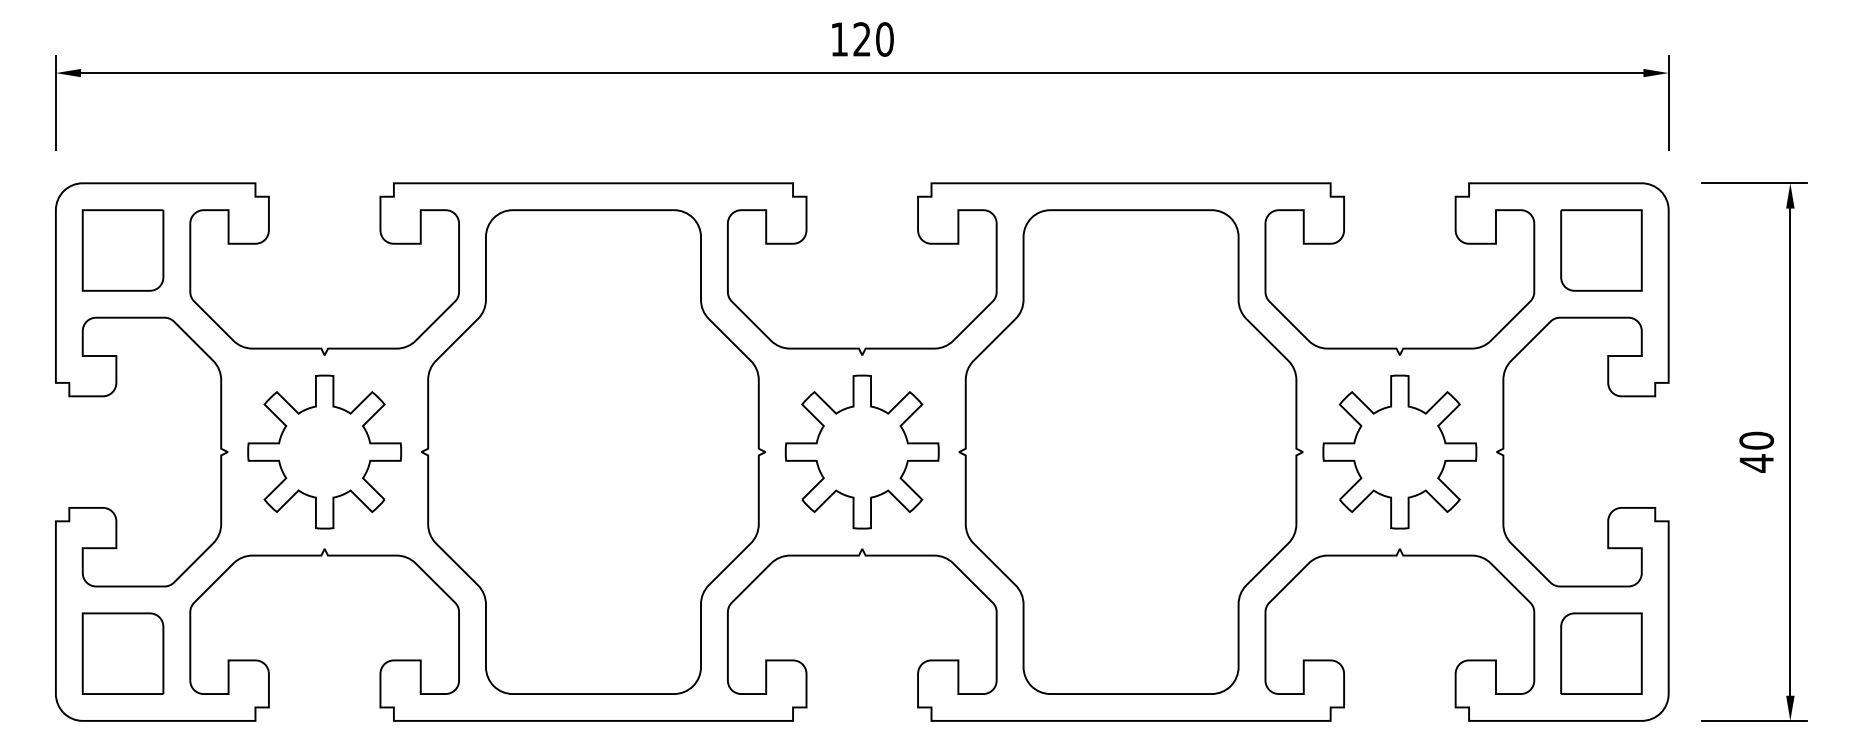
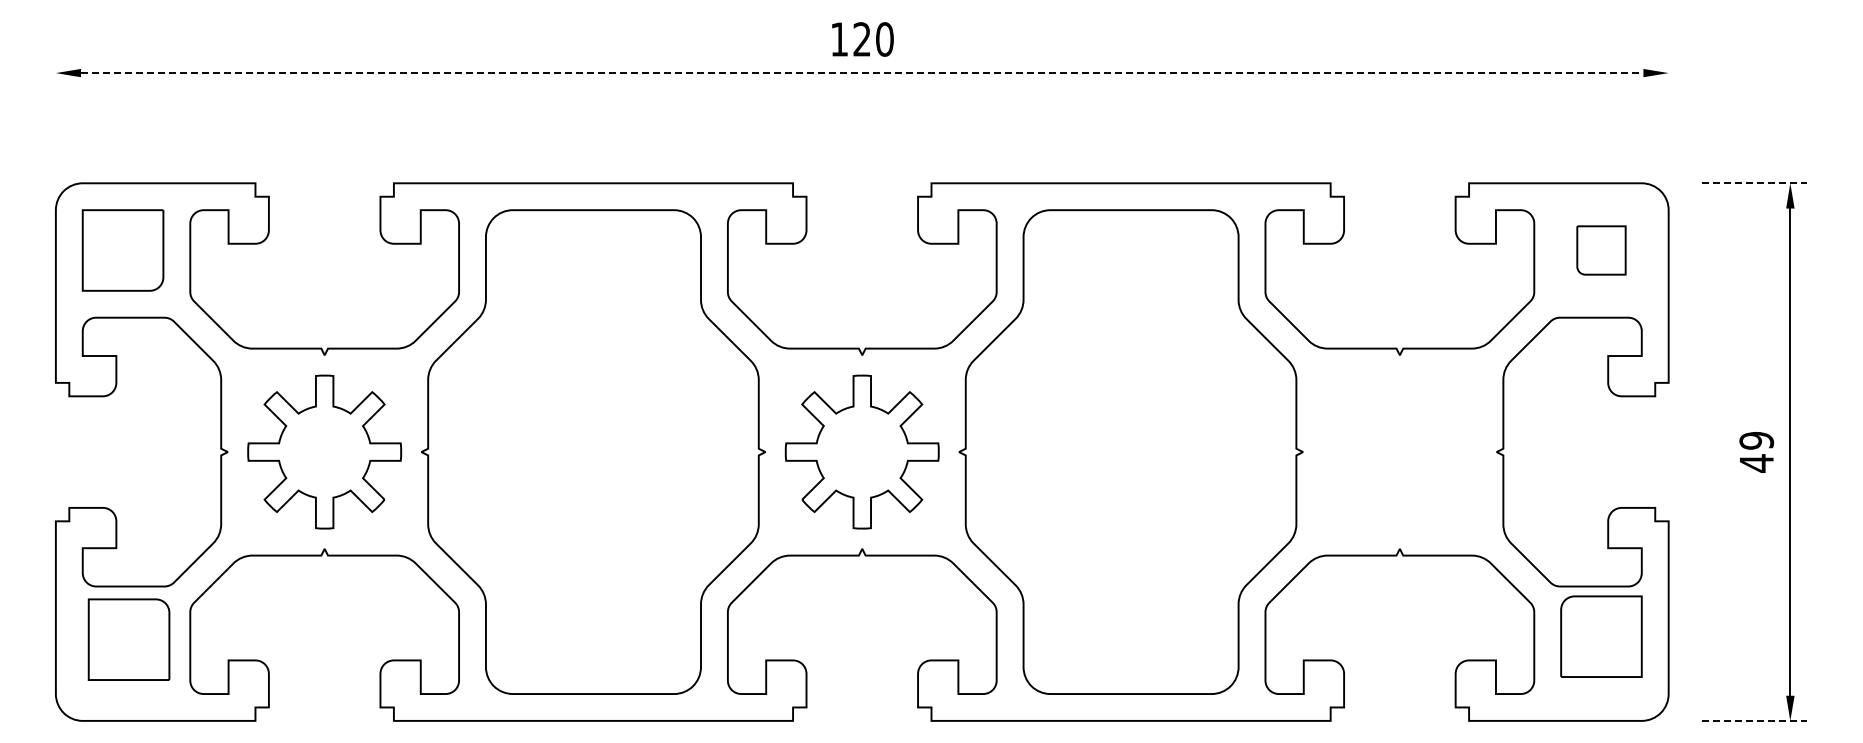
line: solid -> dashed (862, 73)
line: present -> none (55, 102)
line: present -> none (1668, 102)
line: solid -> dashed (1755, 183)
part size: 83x83 px -> 51x51 px (1601, 250)
text: 40 -> 49 (1756, 440)
part: present -> none (1399, 451)
part position: (122, 653) -> (128, 639) (128, 639)
part position: (1601, 653) -> (1601, 636) (1601, 636)
line: solid -> dashed (1755, 720)
